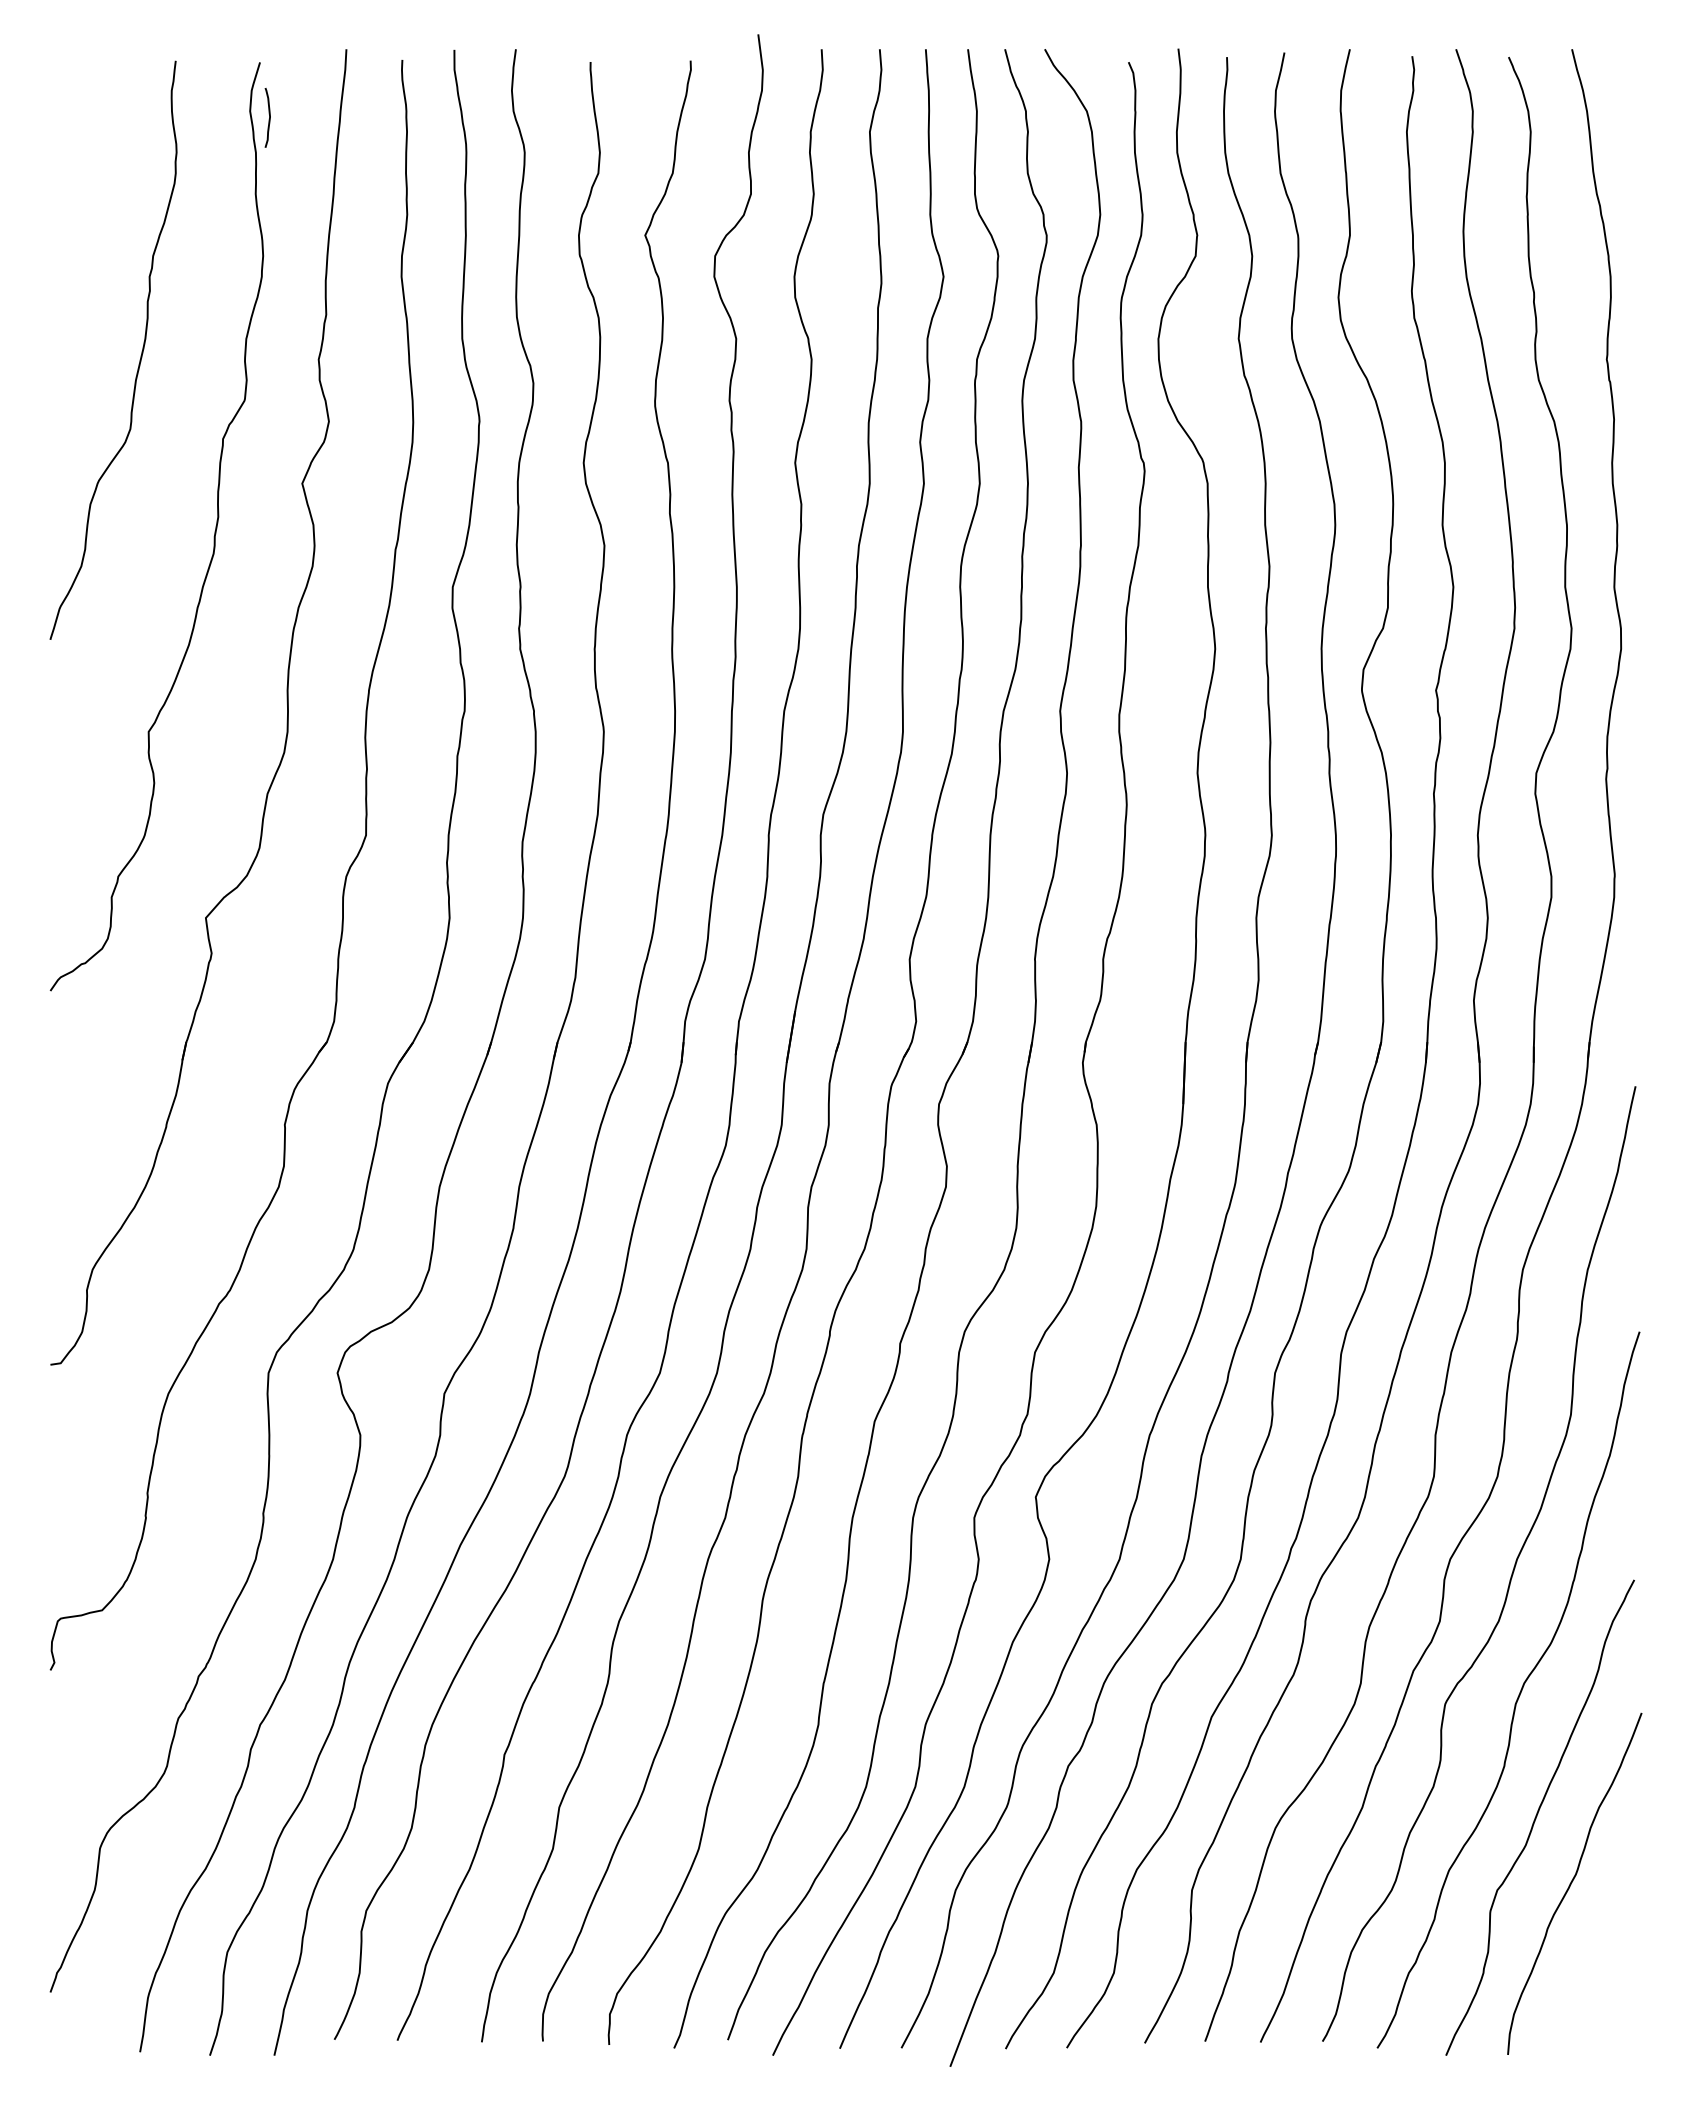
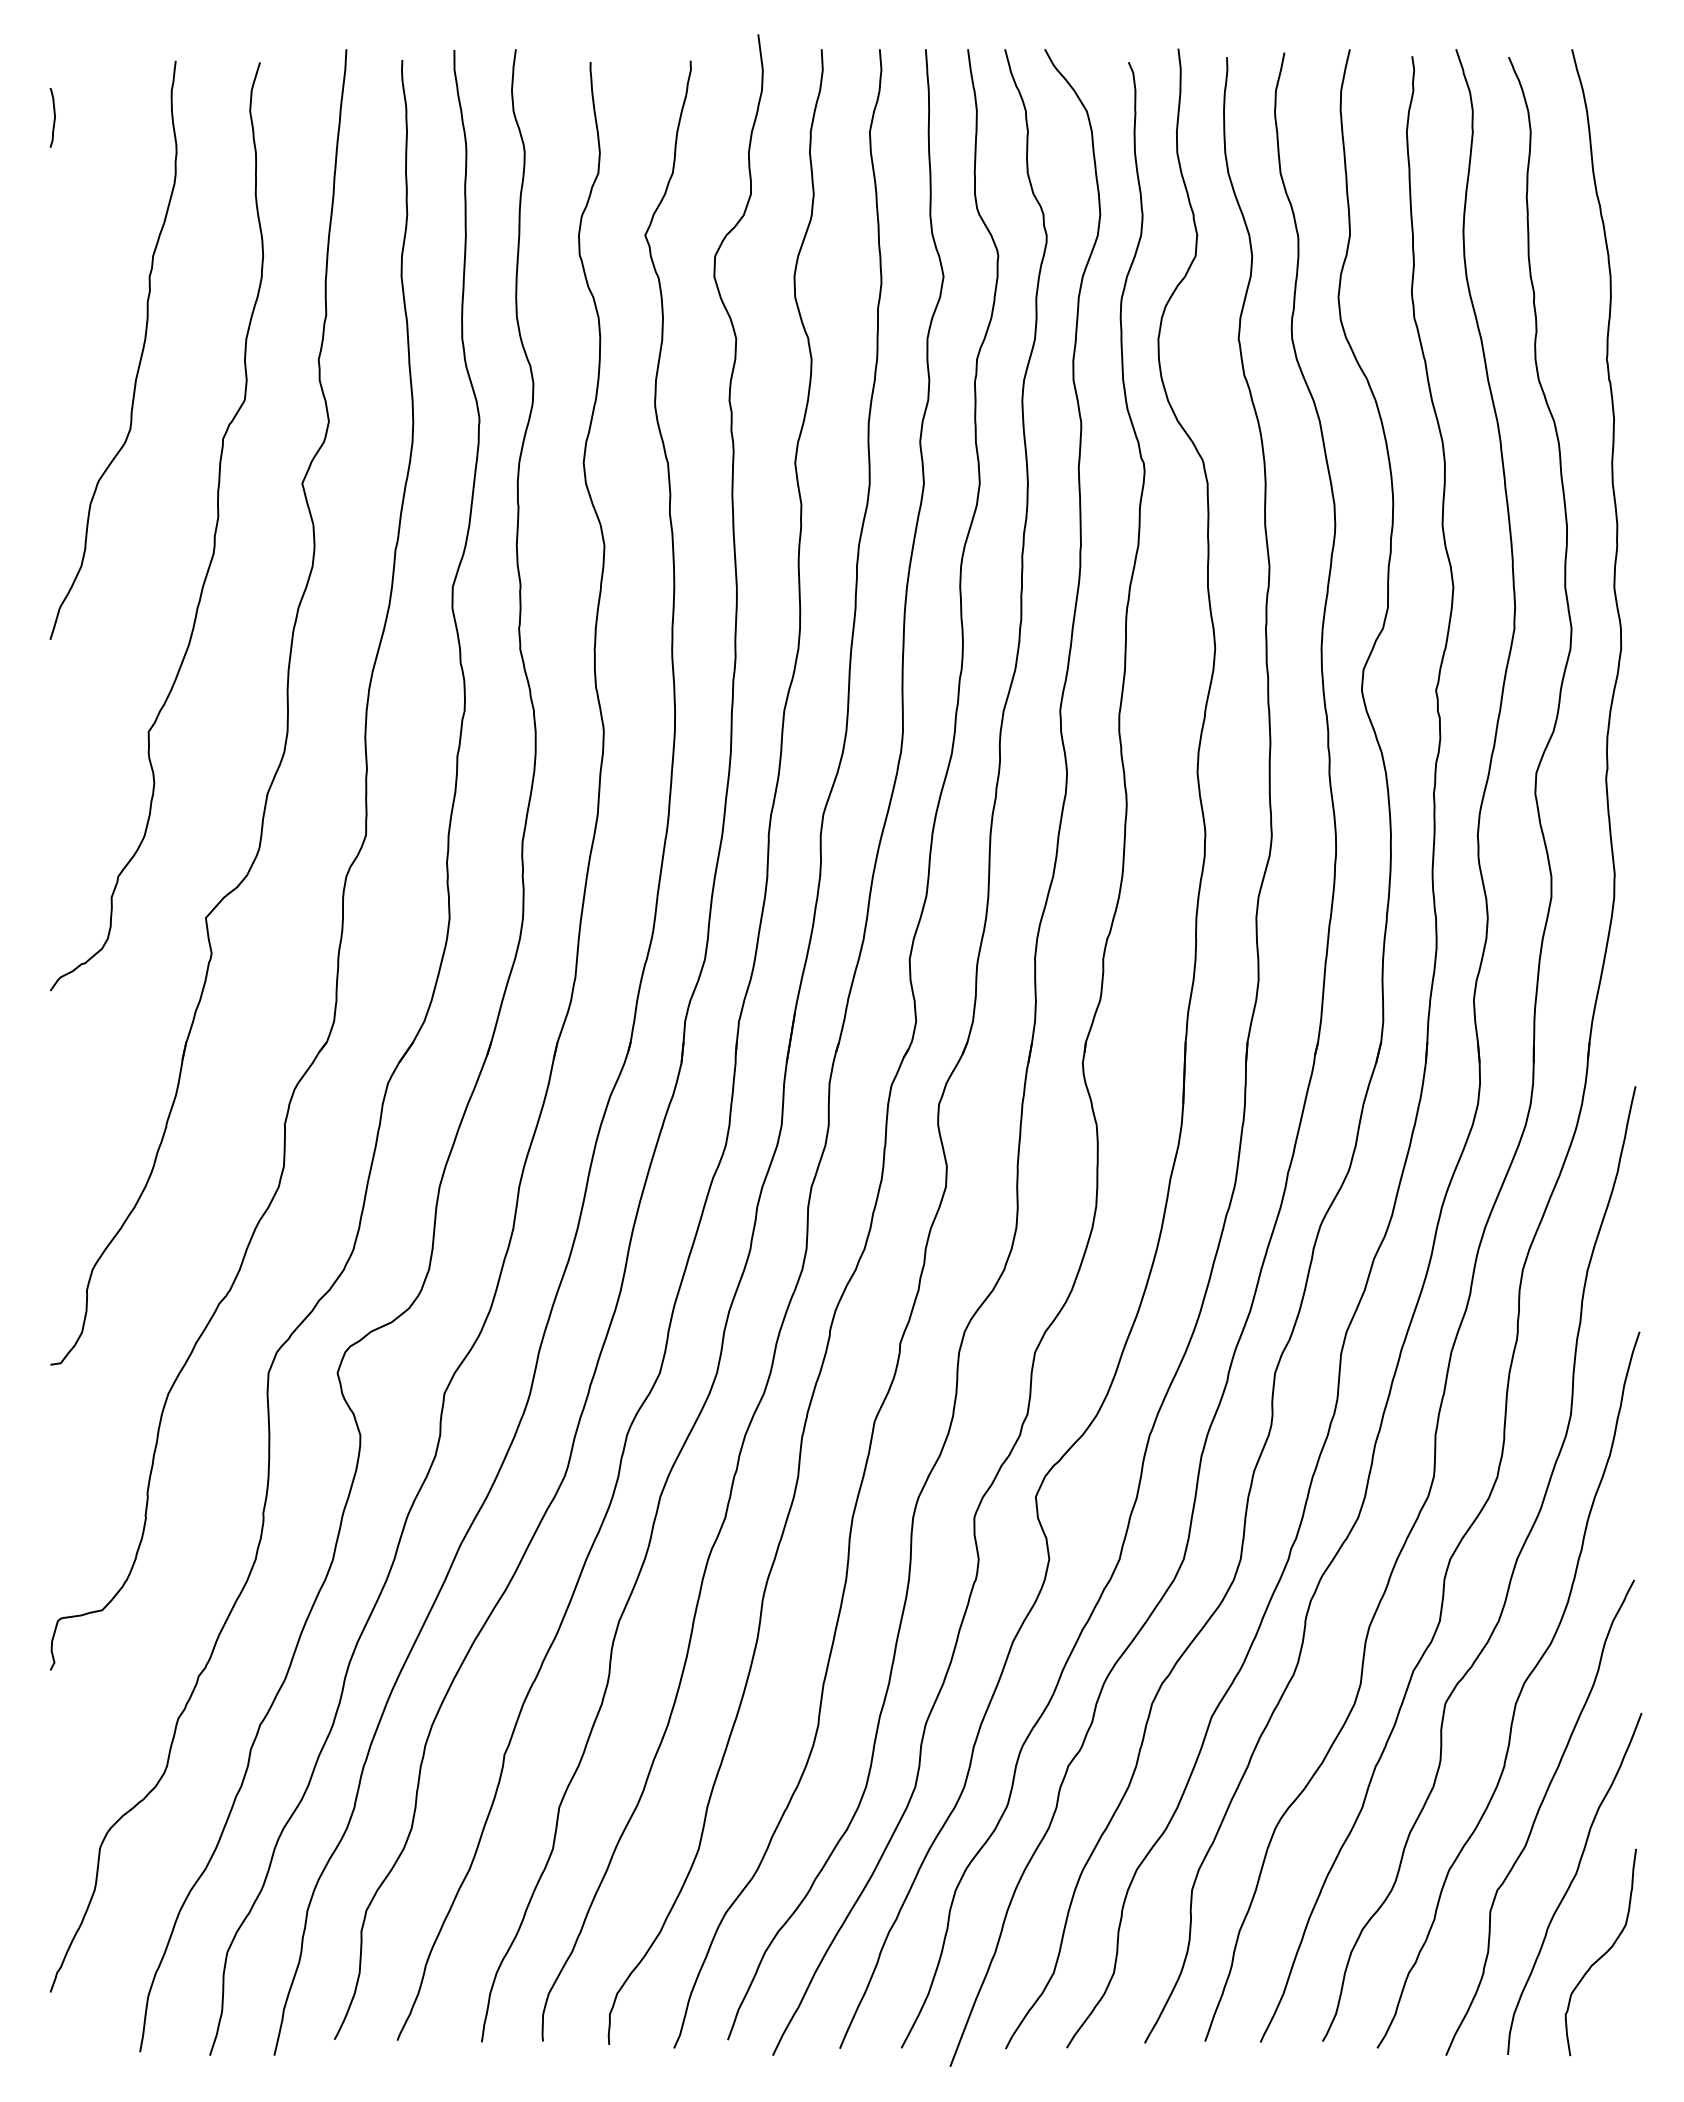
curve position: (269, 117) -> (54, 117) (54, 117)
curve: none -> present (1602, 1954)
